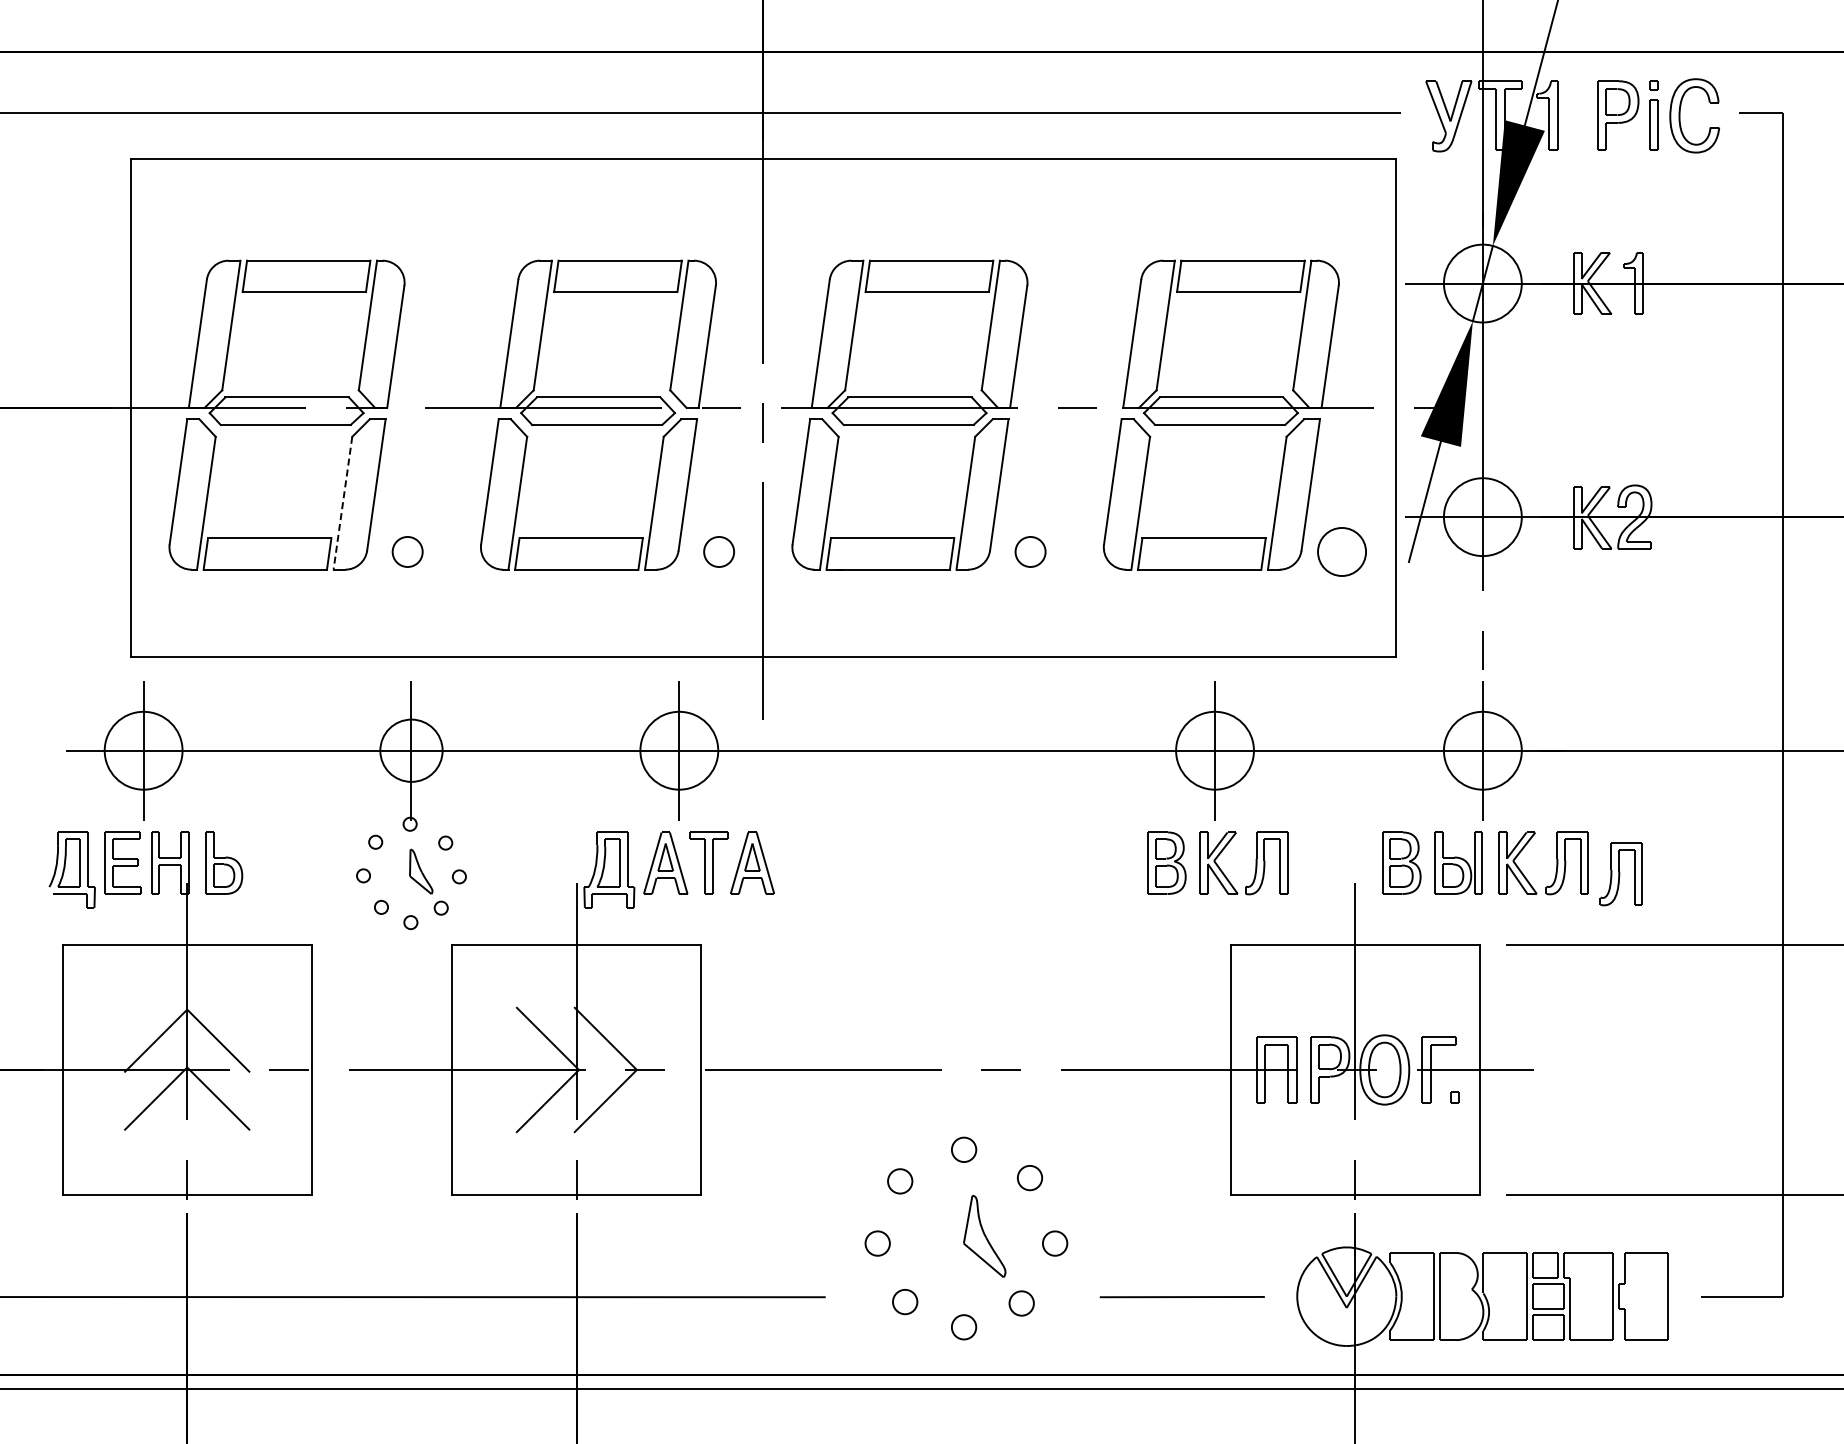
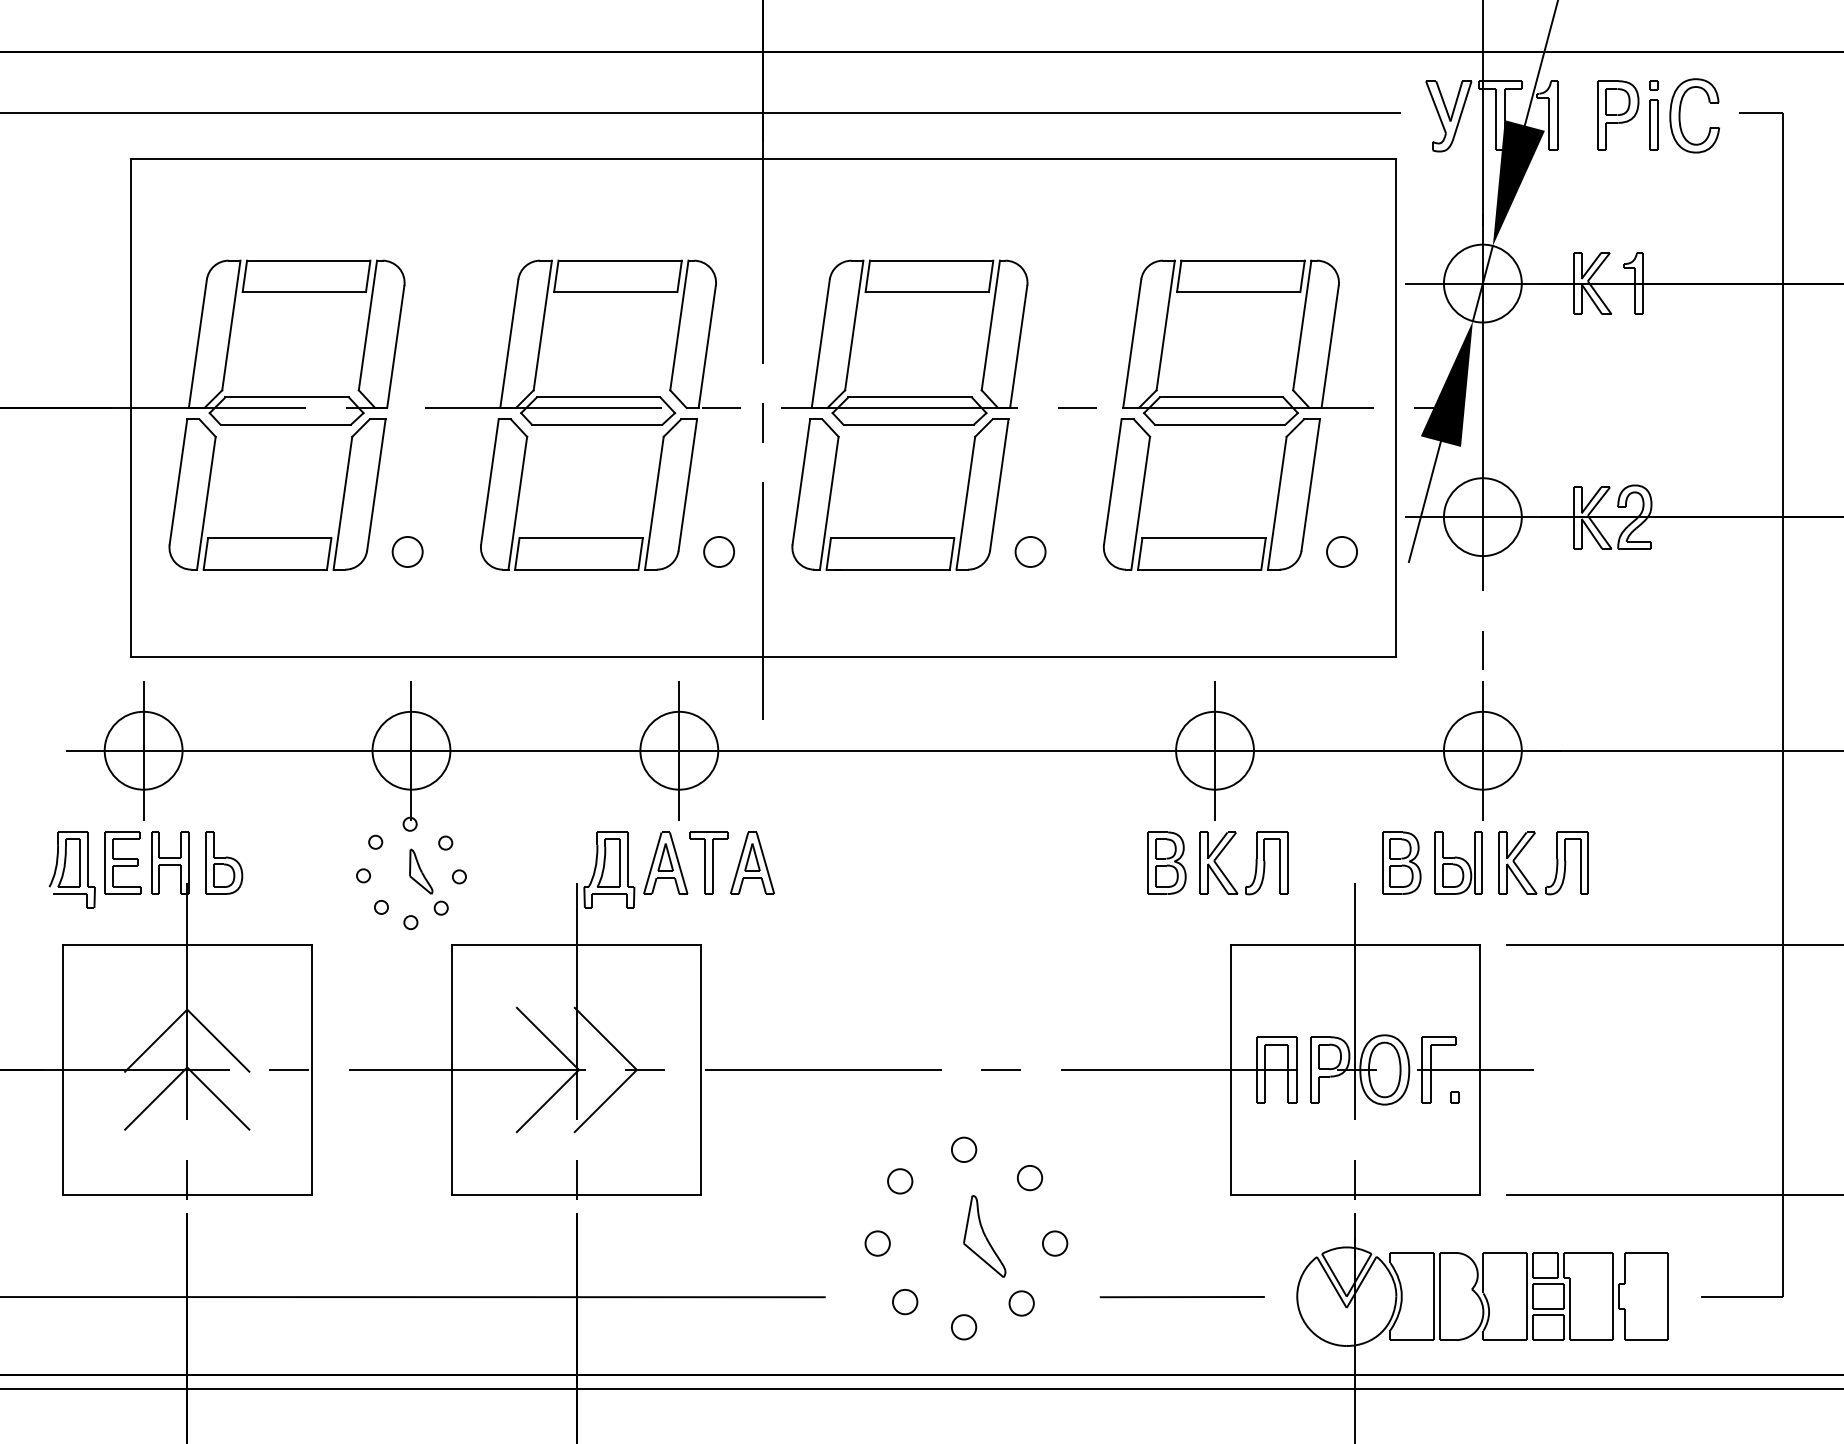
line: dashed -> solid (342, 503)
circle diameter: 48 px -> 30 px (1342, 551)
circle diameter: 62 px -> 78 px (411, 750)
part: present -> none (1620, 874)
